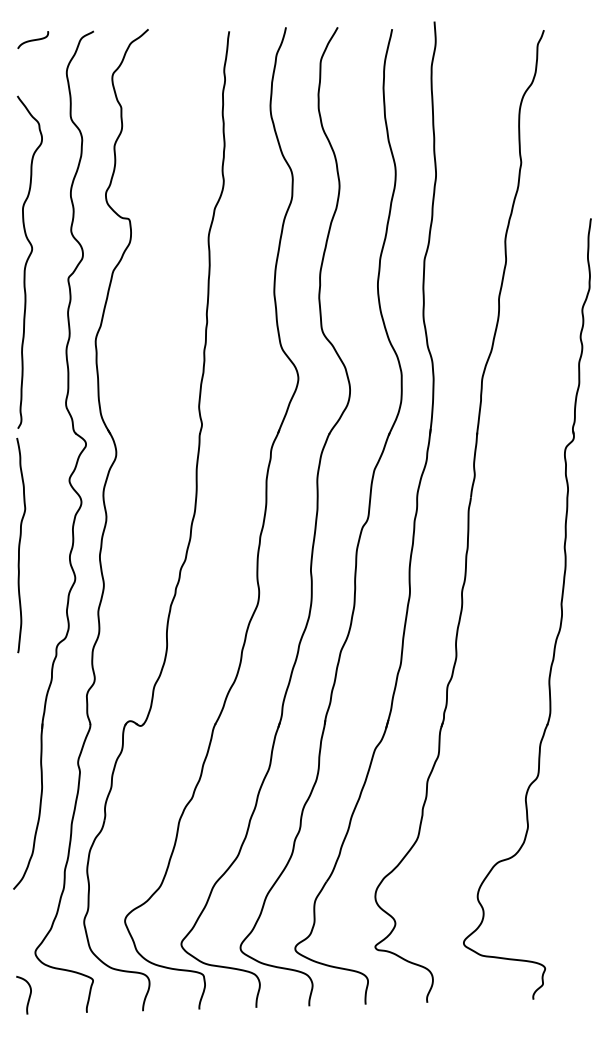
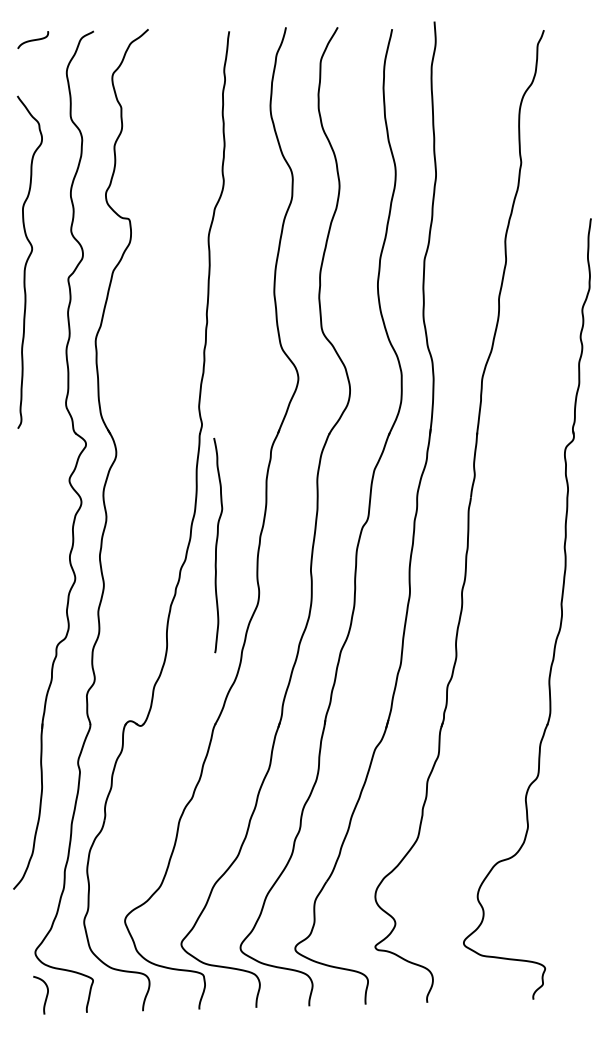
curve position: (20, 545) -> (217, 545) (217, 545)
curve position: (28, 997) -> (45, 997) (45, 997)
